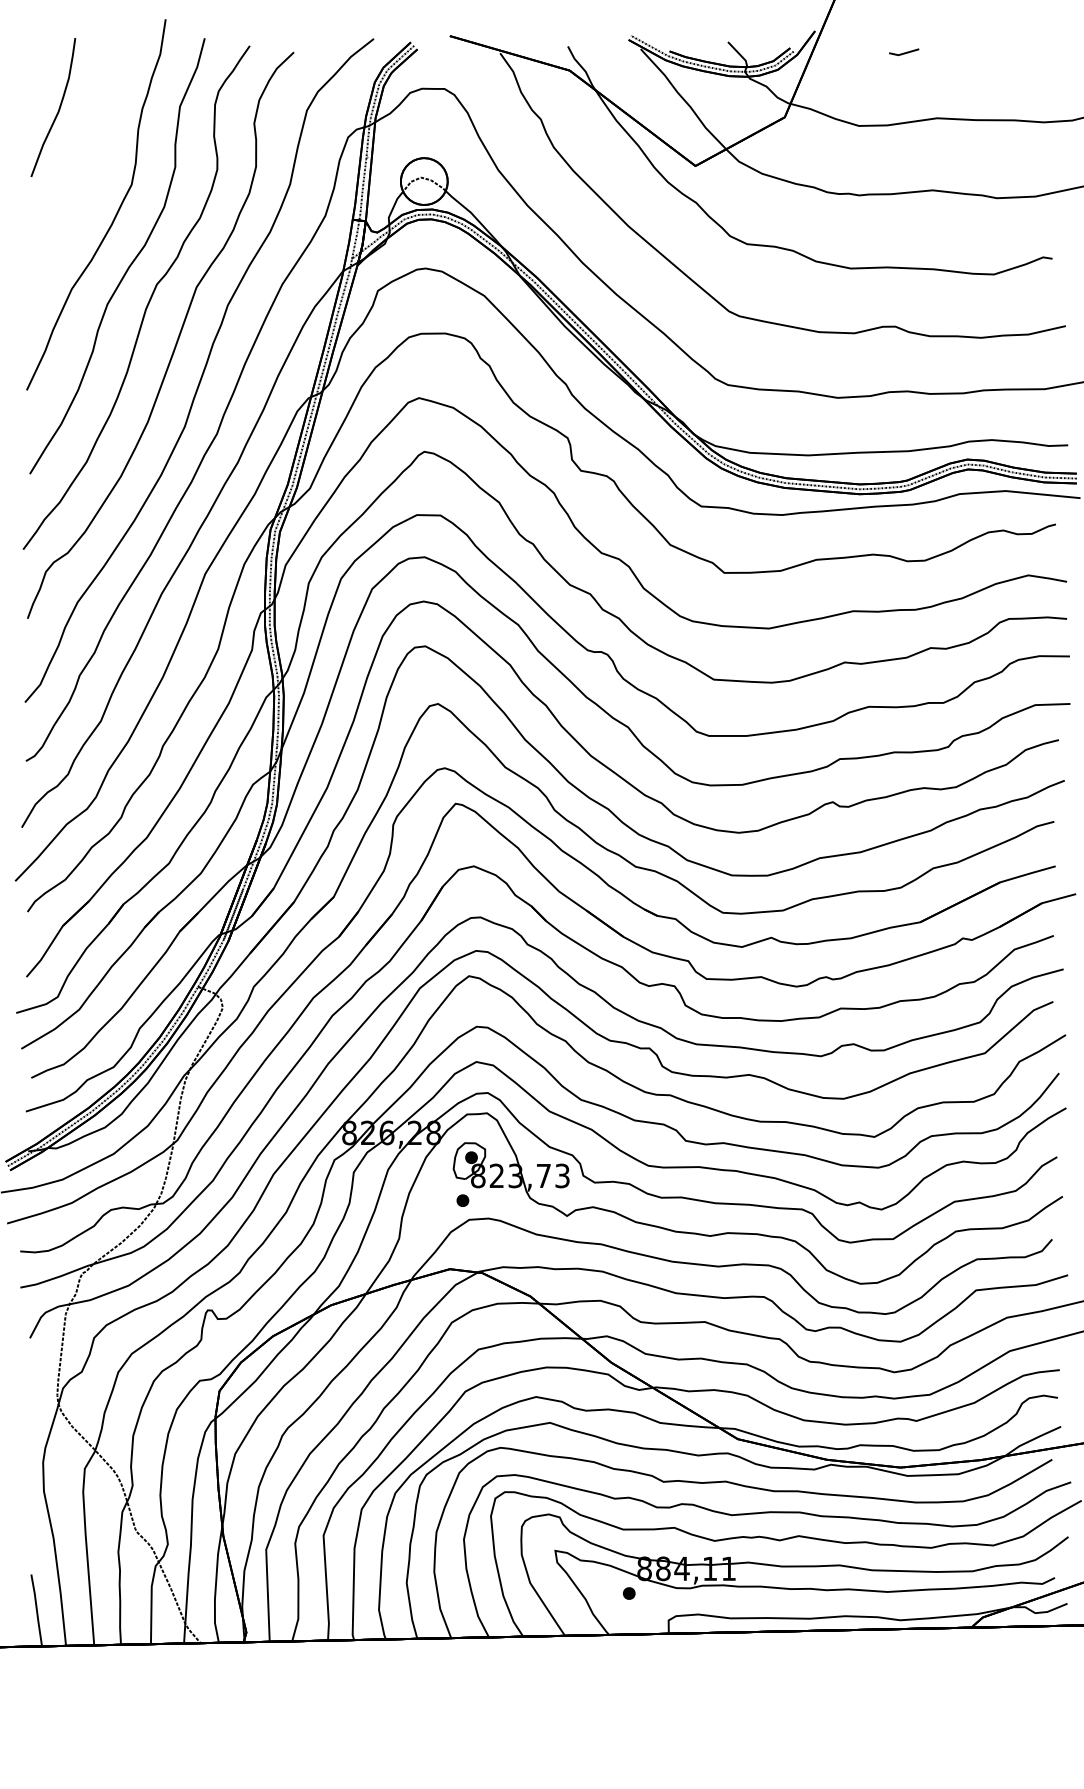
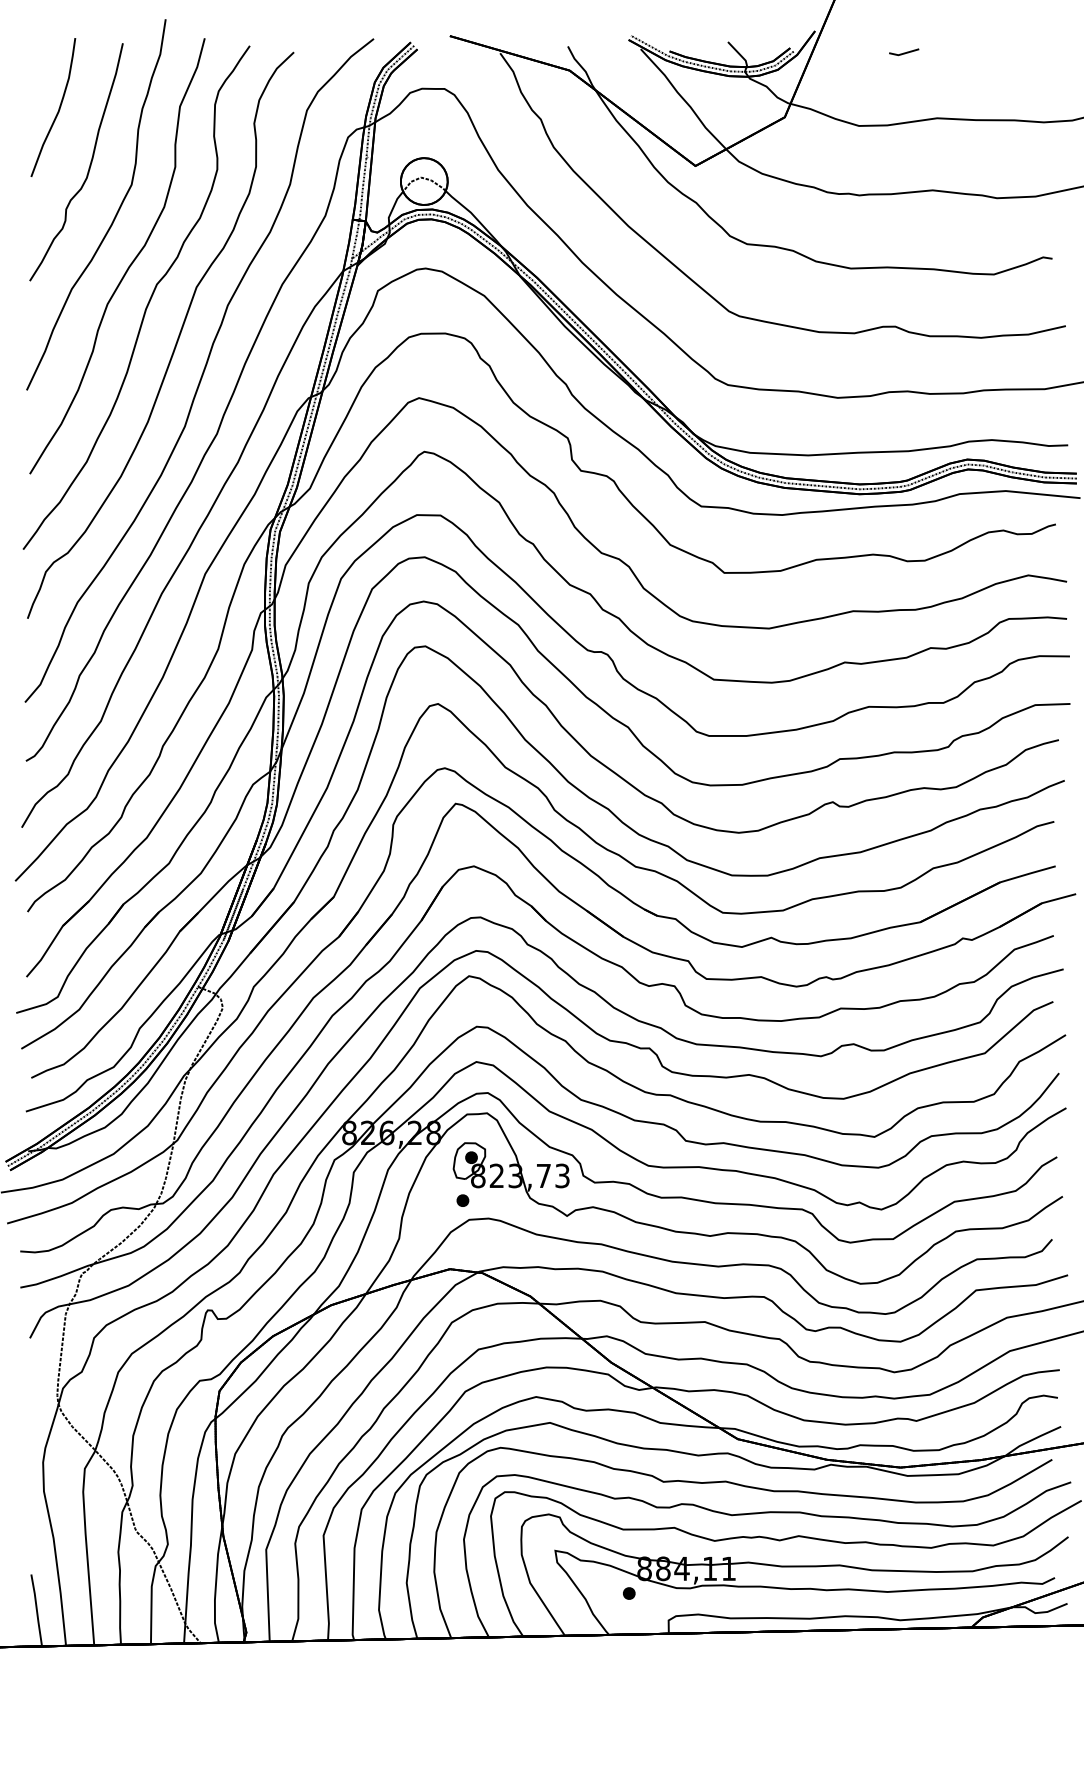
part: none -> present (89, 164)
